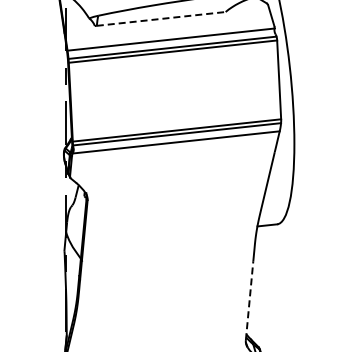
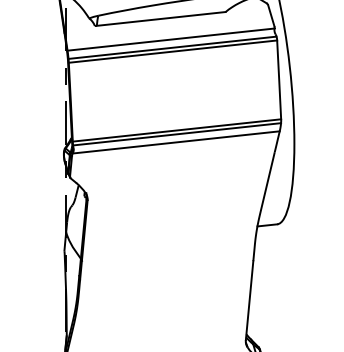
line: dashed -> solid (161, 18)
line: dashed -> solid (249, 300)
